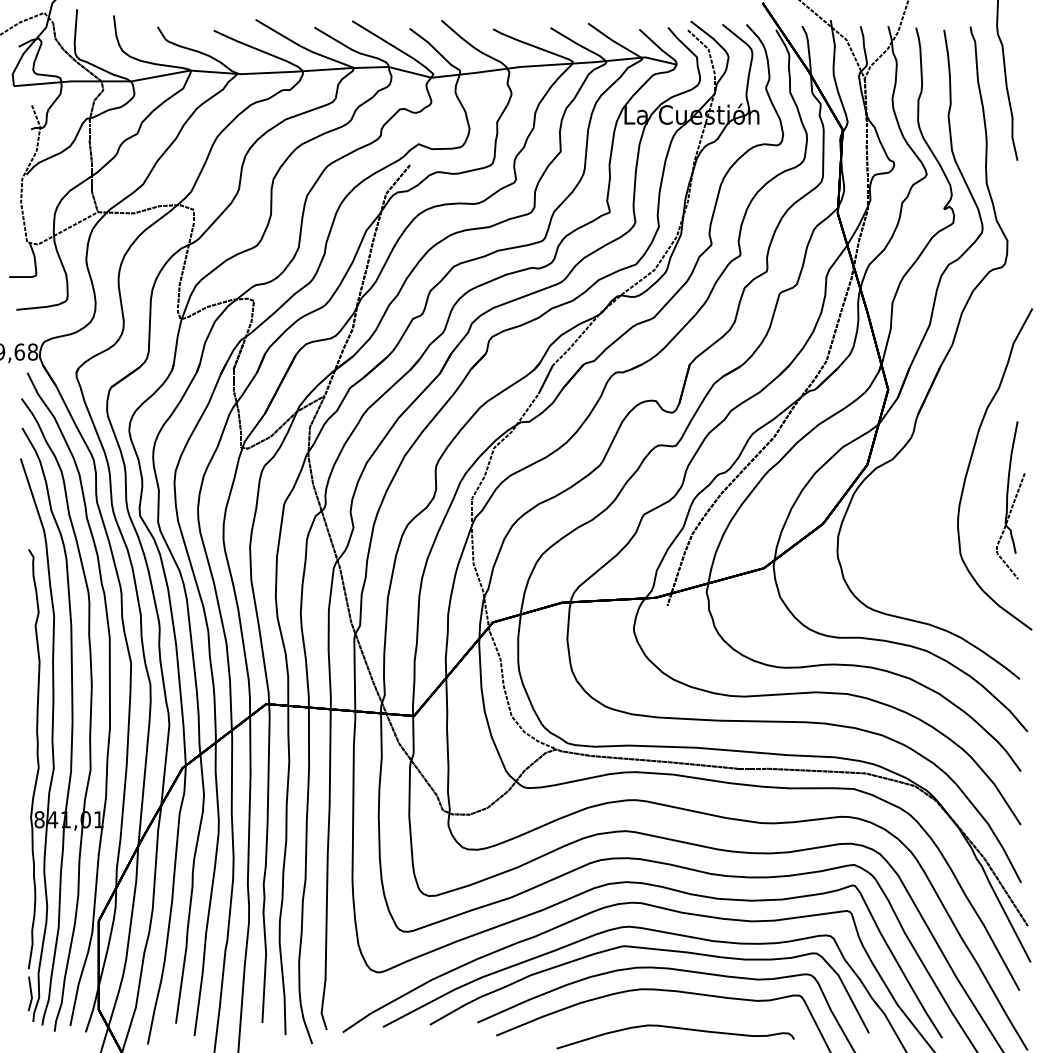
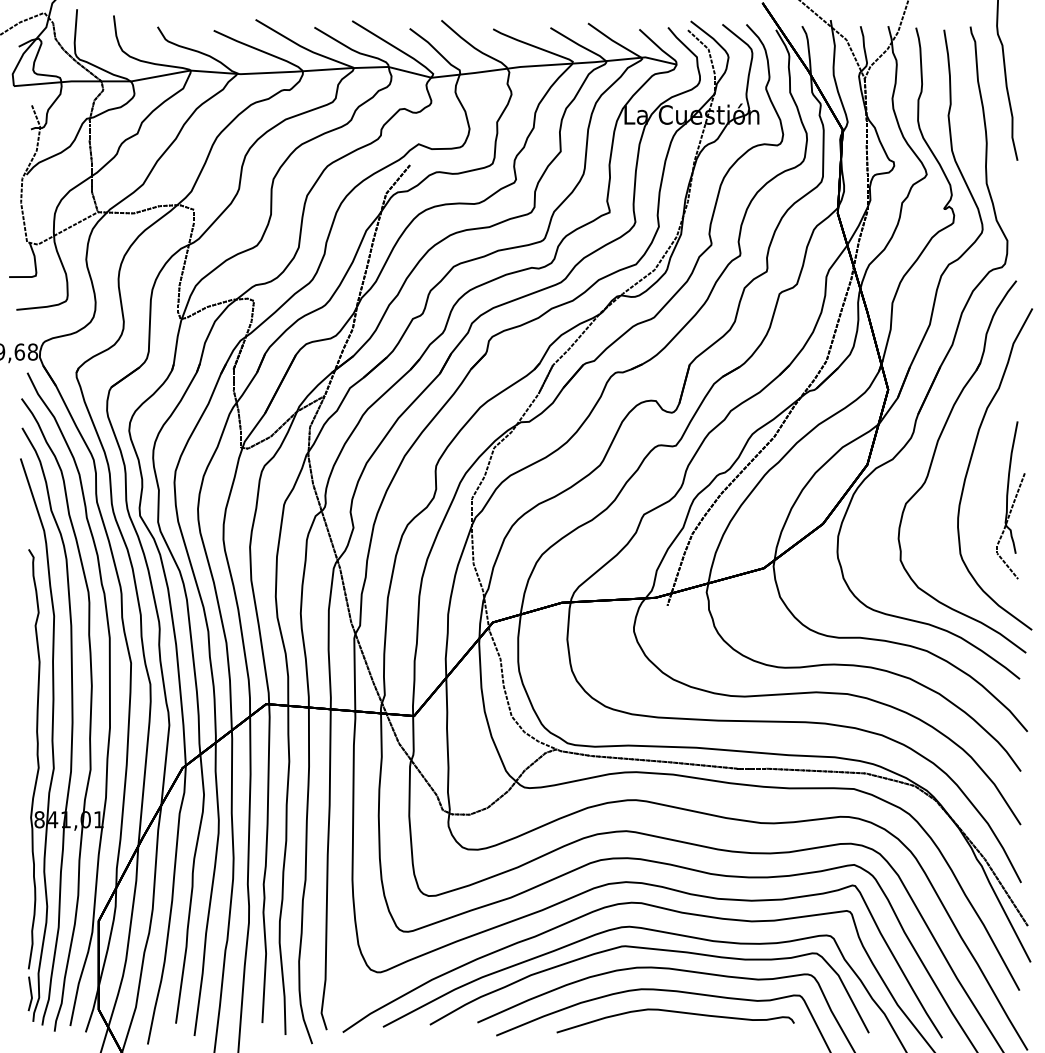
part: none -> present (933, 460)
curve position: (675, 1028) -> (675, 1012) (675, 1012)
